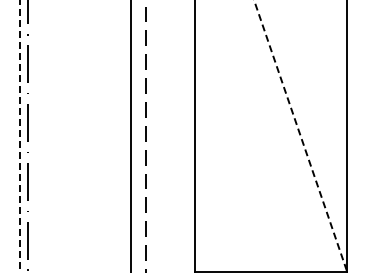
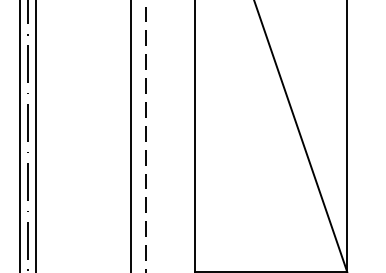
line: none -> present (35, 135)
line: dashed -> solid (19, 136)
line: dashed -> solid (300, 136)
